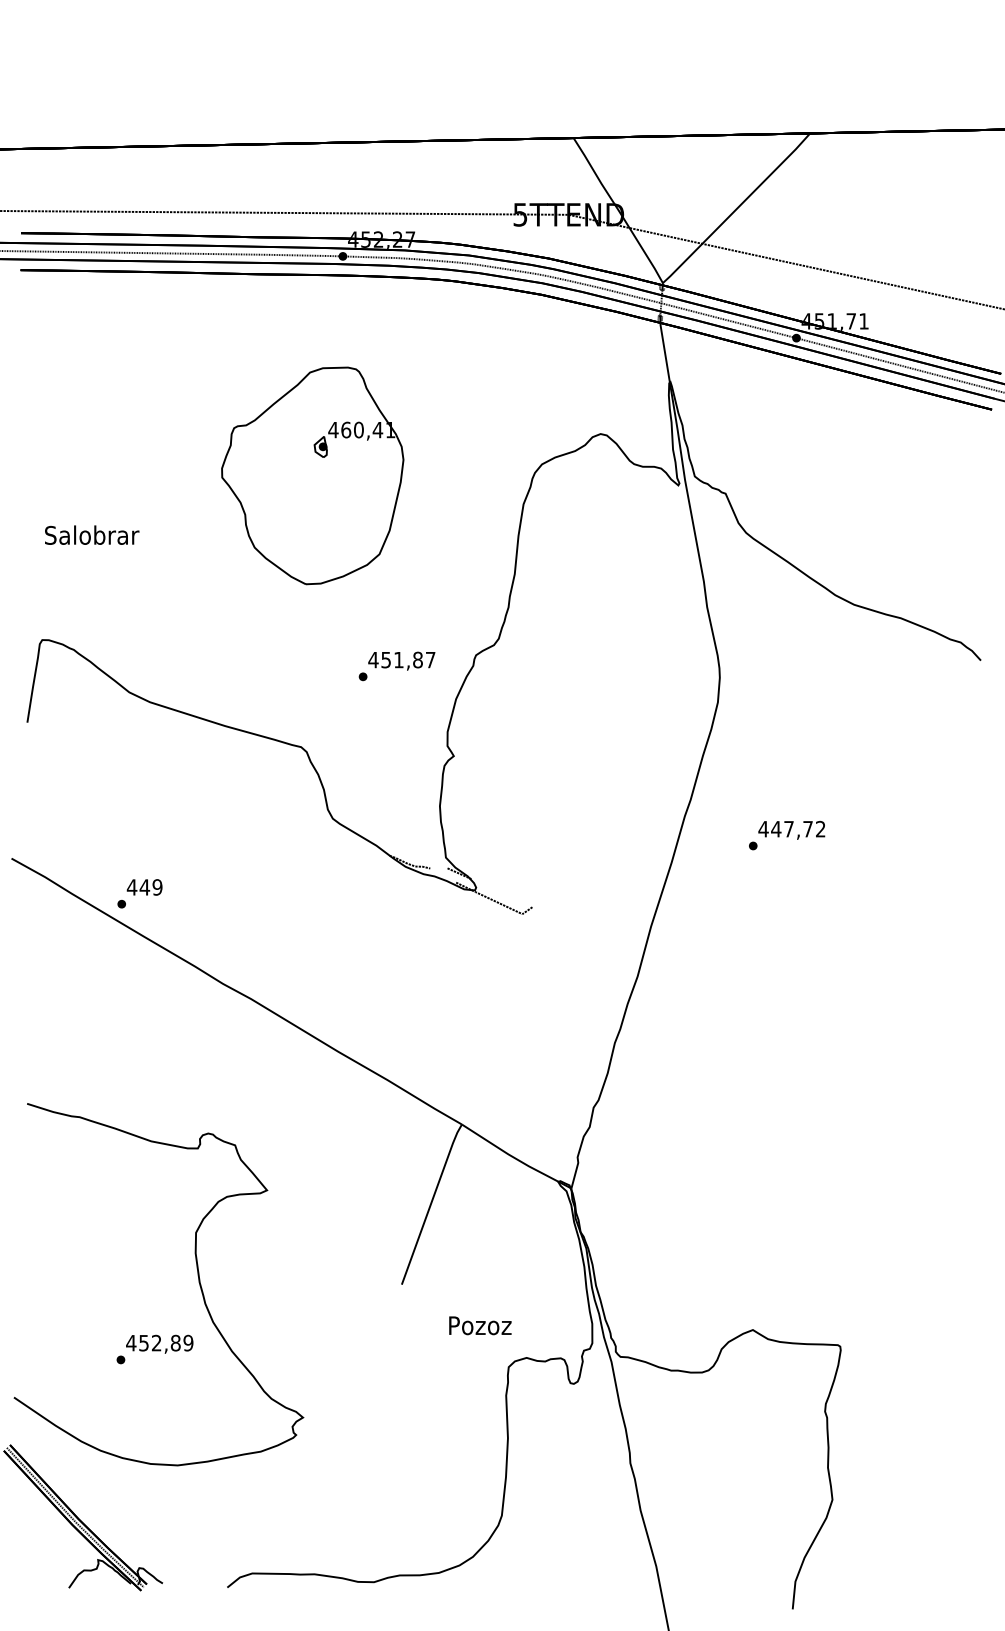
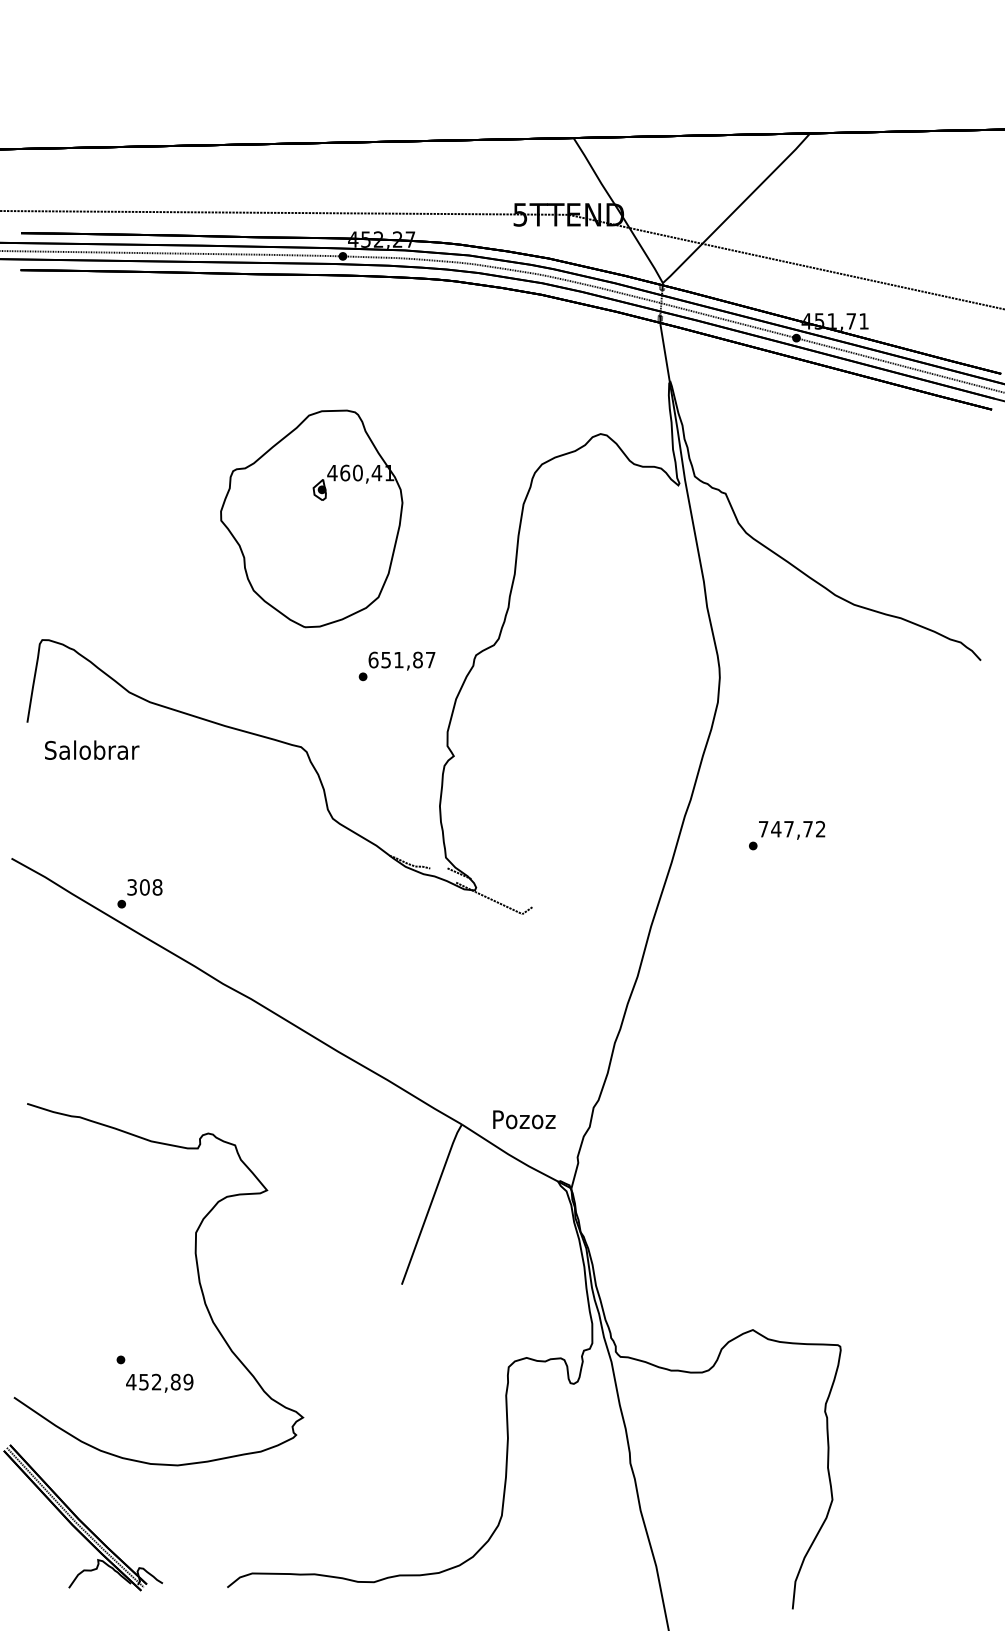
part position: (312, 475) -> (311, 518) (311, 518)
text position: (92, 534) -> (92, 749) (92, 749)
text: 451,87 -> 651,87 (373, 659)
text: 447,72 -> 747,72 (763, 829)
text: 449 -> 308 (144, 887)
text position: (480, 1325) -> (524, 1119) (524, 1119)
text position: (159, 1343) -> (159, 1382) (159, 1382)
